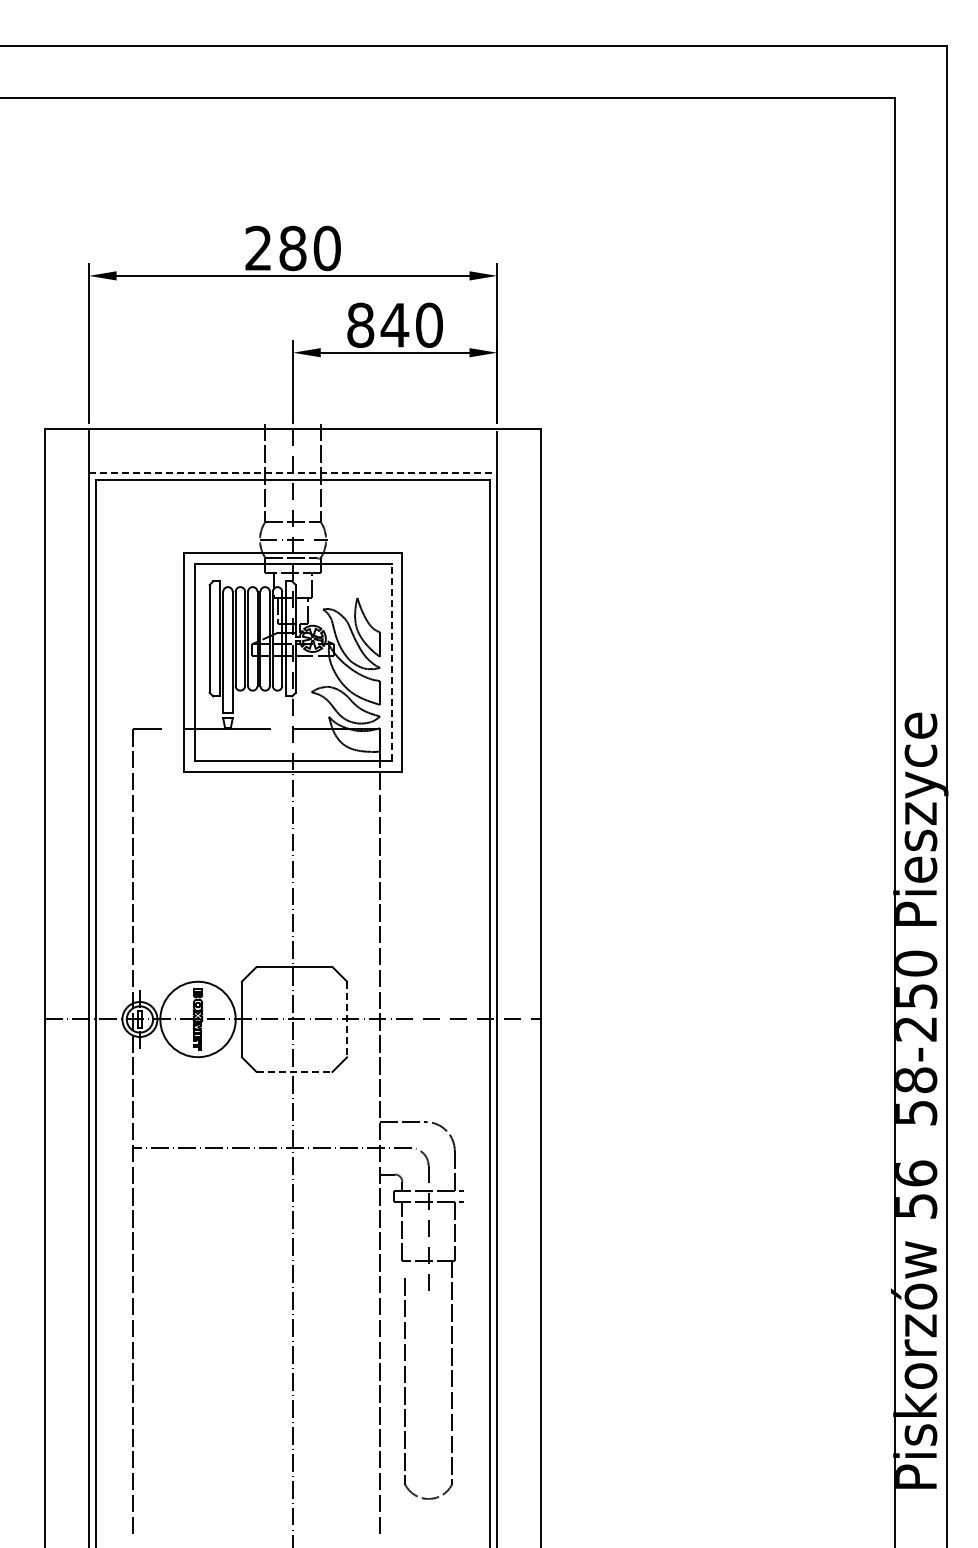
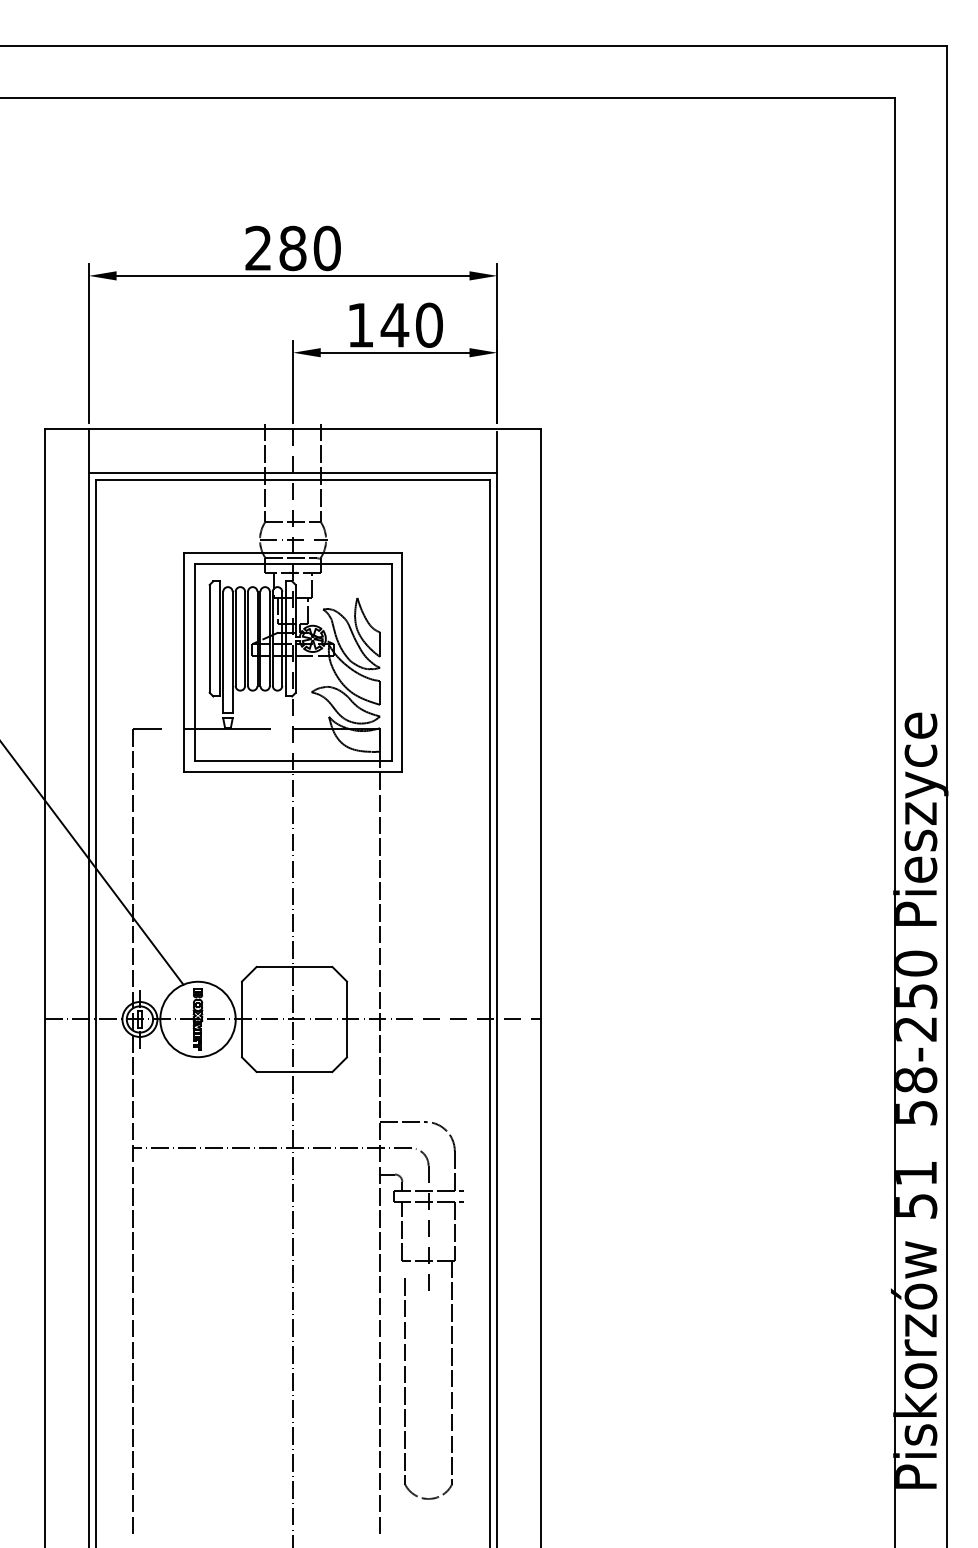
text: 840 -> 140 (360, 324)
line: dashed -> solid (293, 472)
line: dashed -> solid (391, 661)
line: none -> present (92, 863)
line: dashed -> solid (347, 1019)
line: dashed -> solid (294, 1071)
text: 56 -> 51 (916, 1173)
